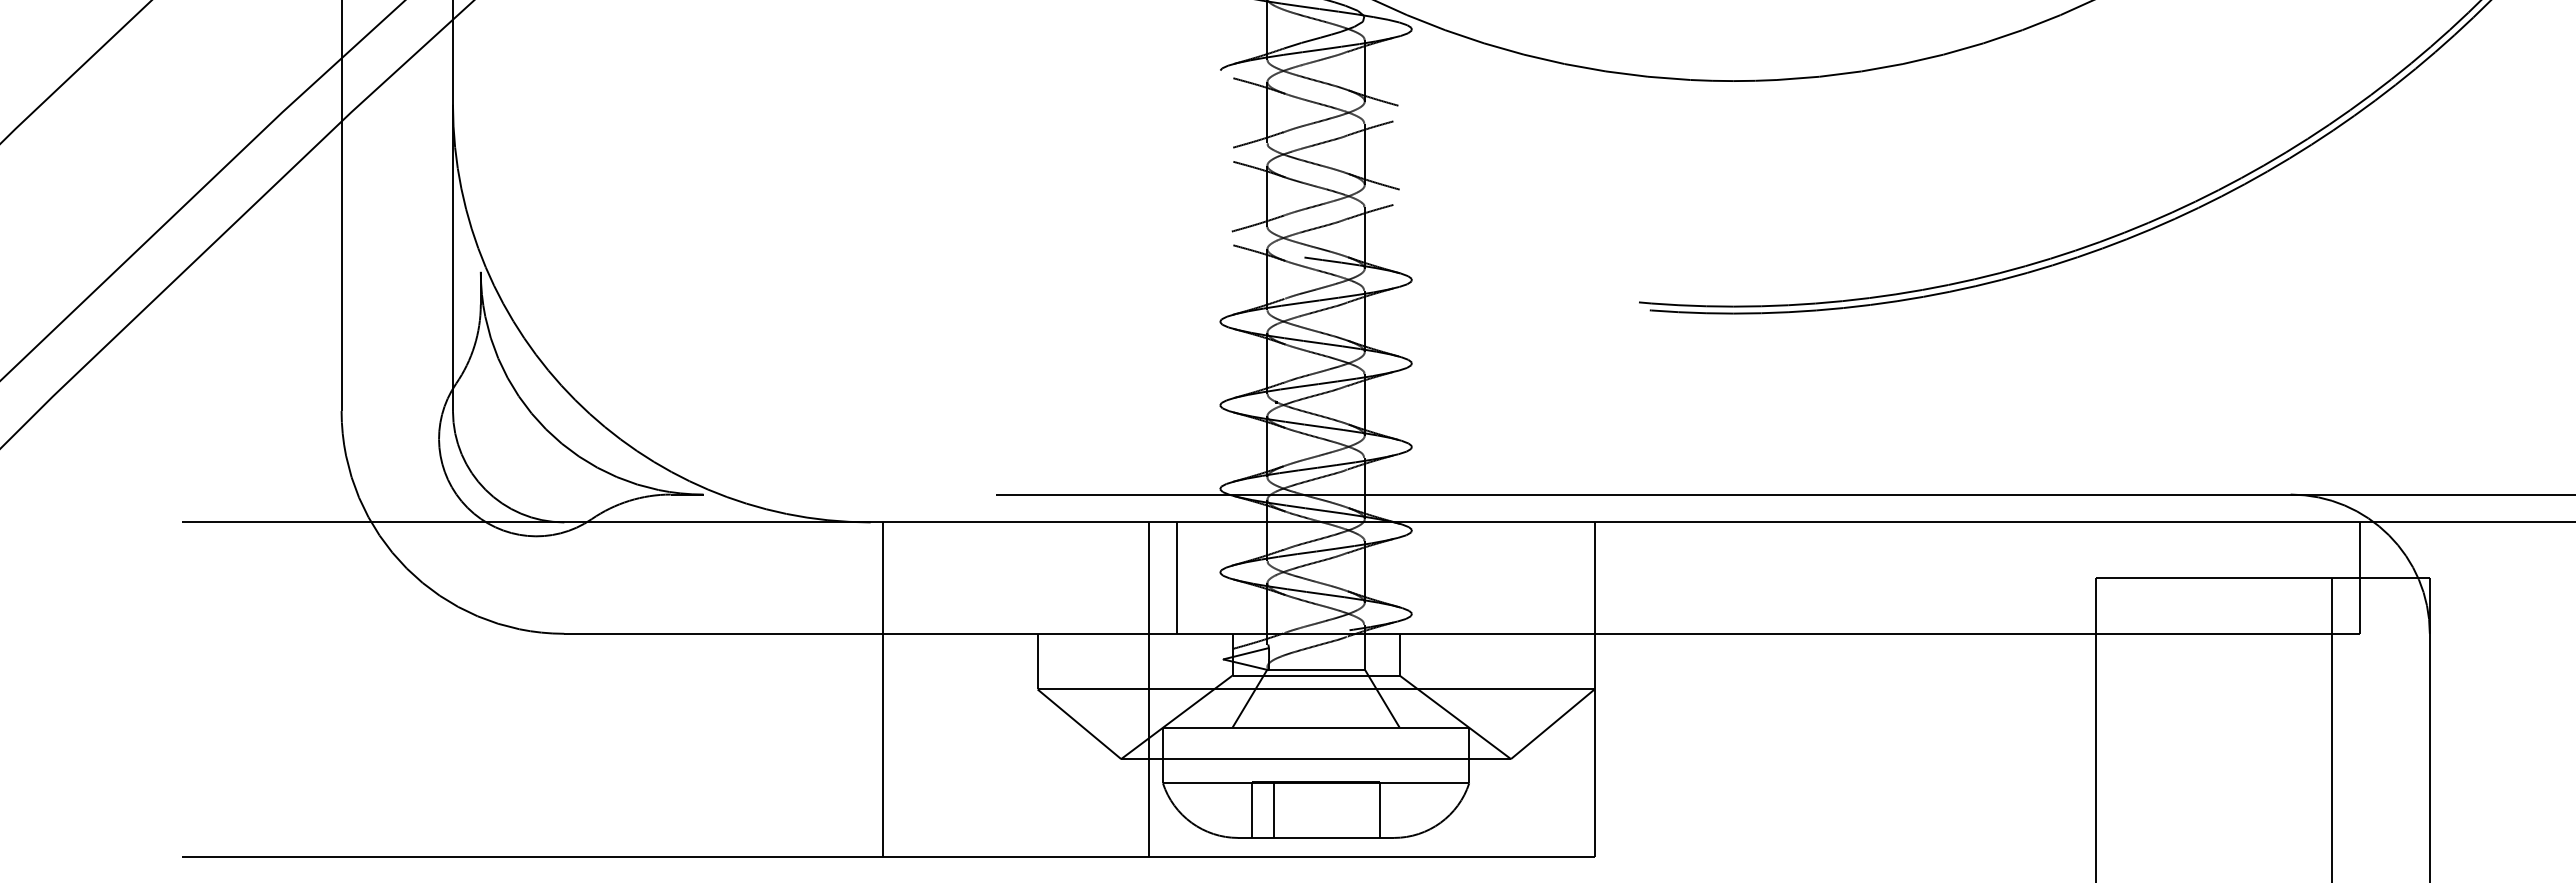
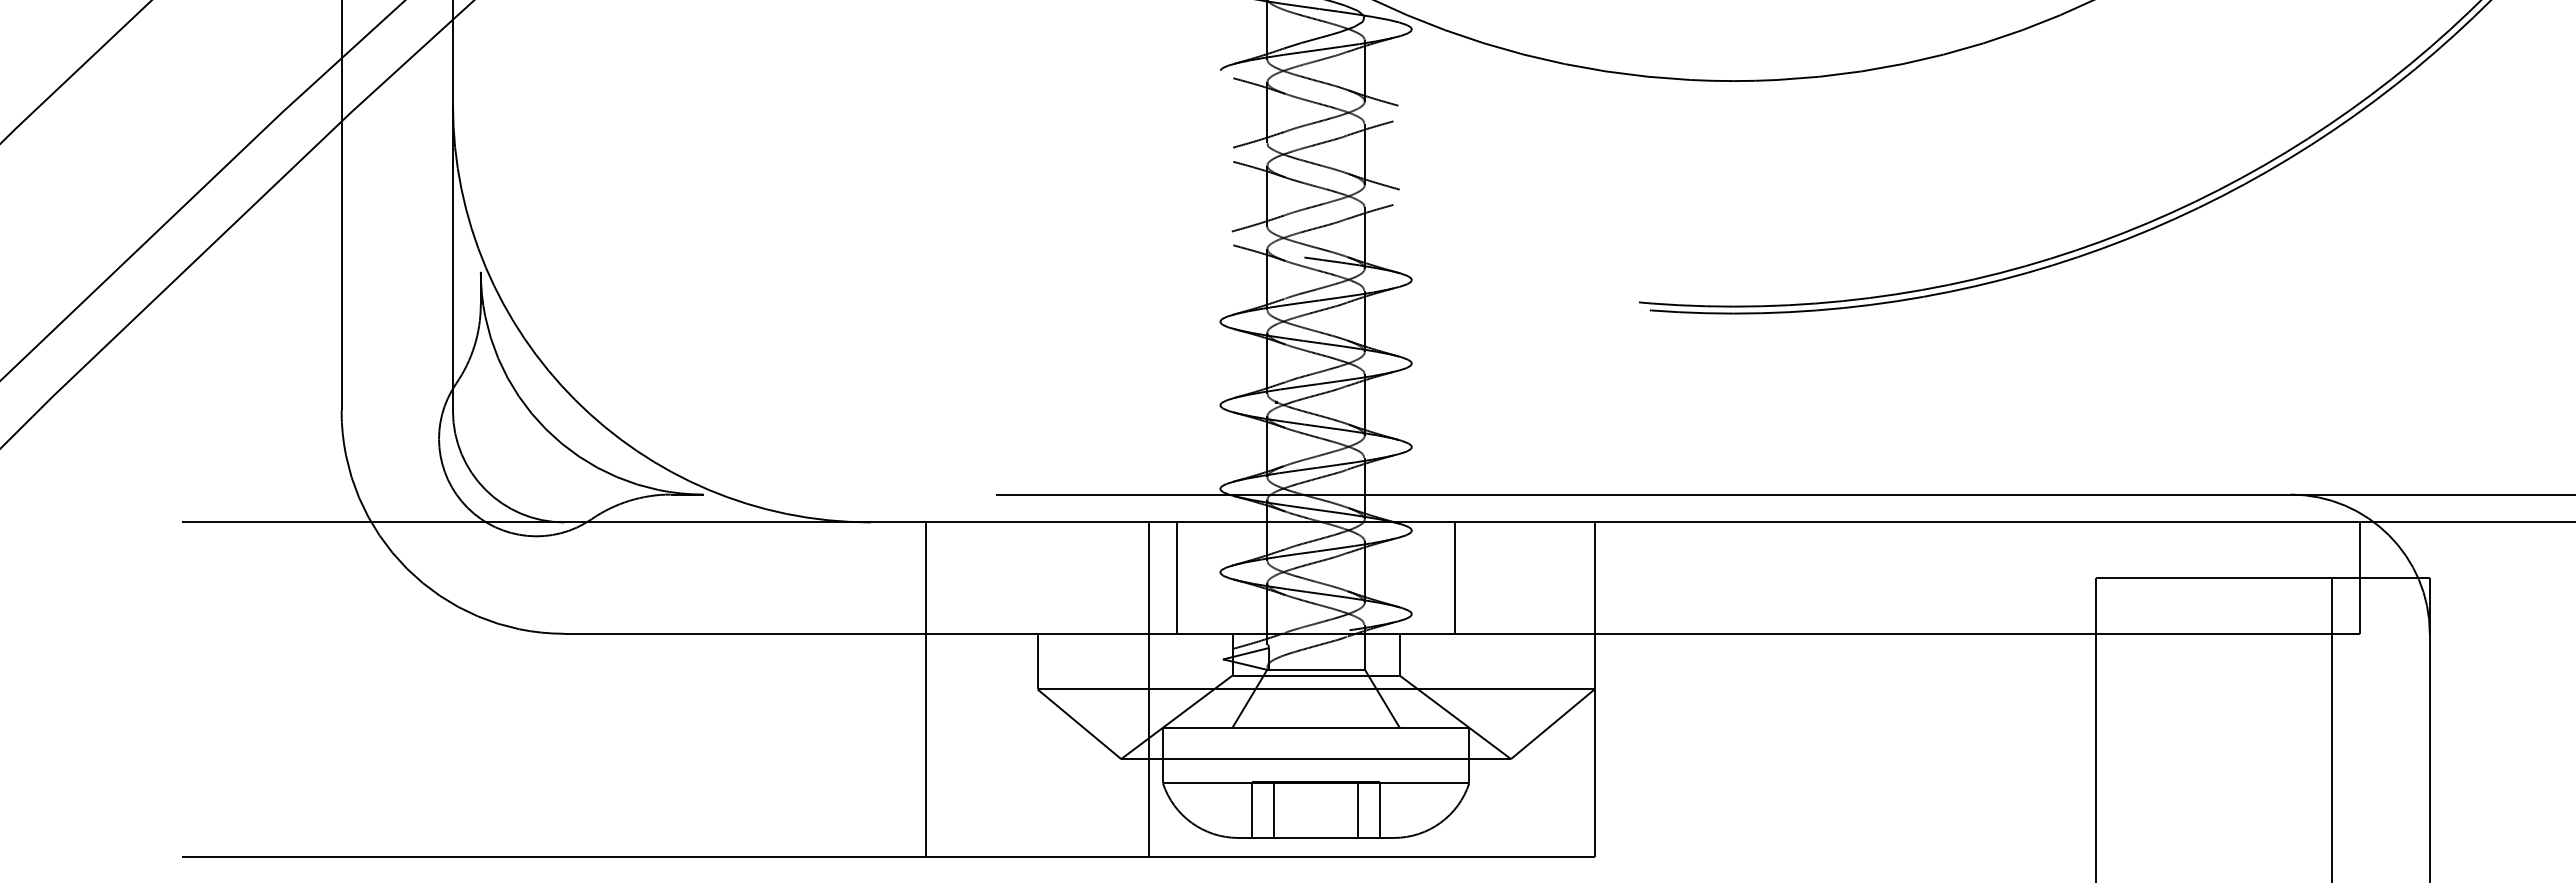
line: none -> present (1455, 577)
line position: (883, 689) -> (926, 689) (926, 689)
line: none -> present (1357, 809)
